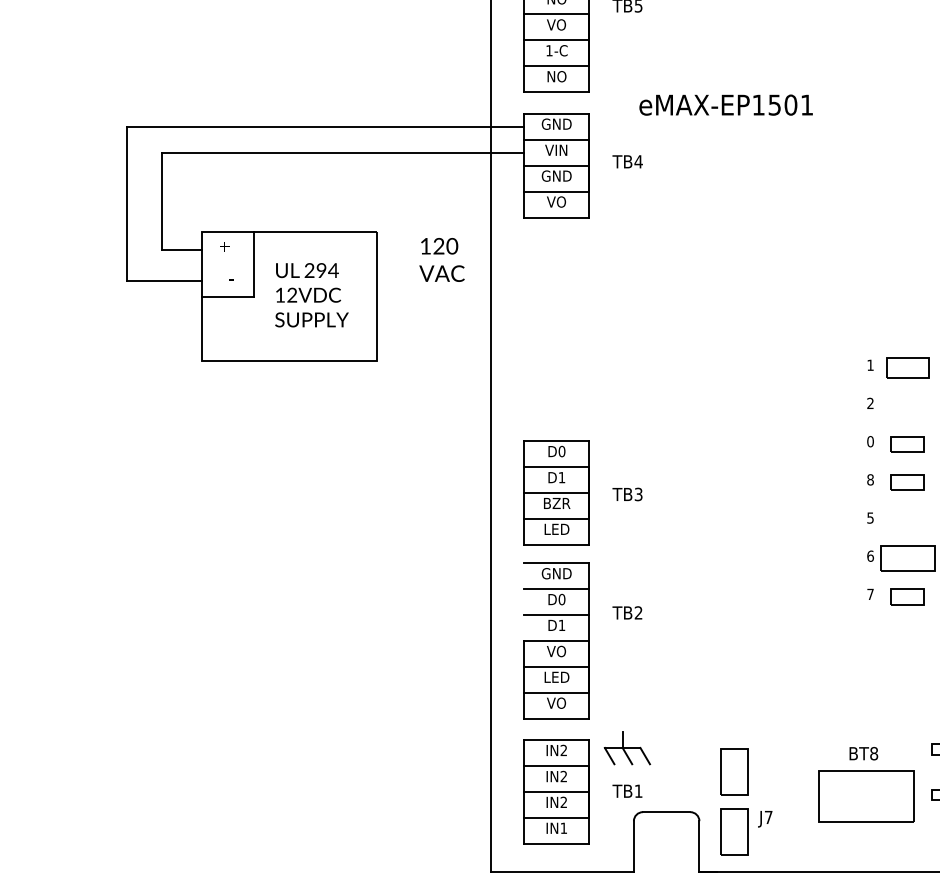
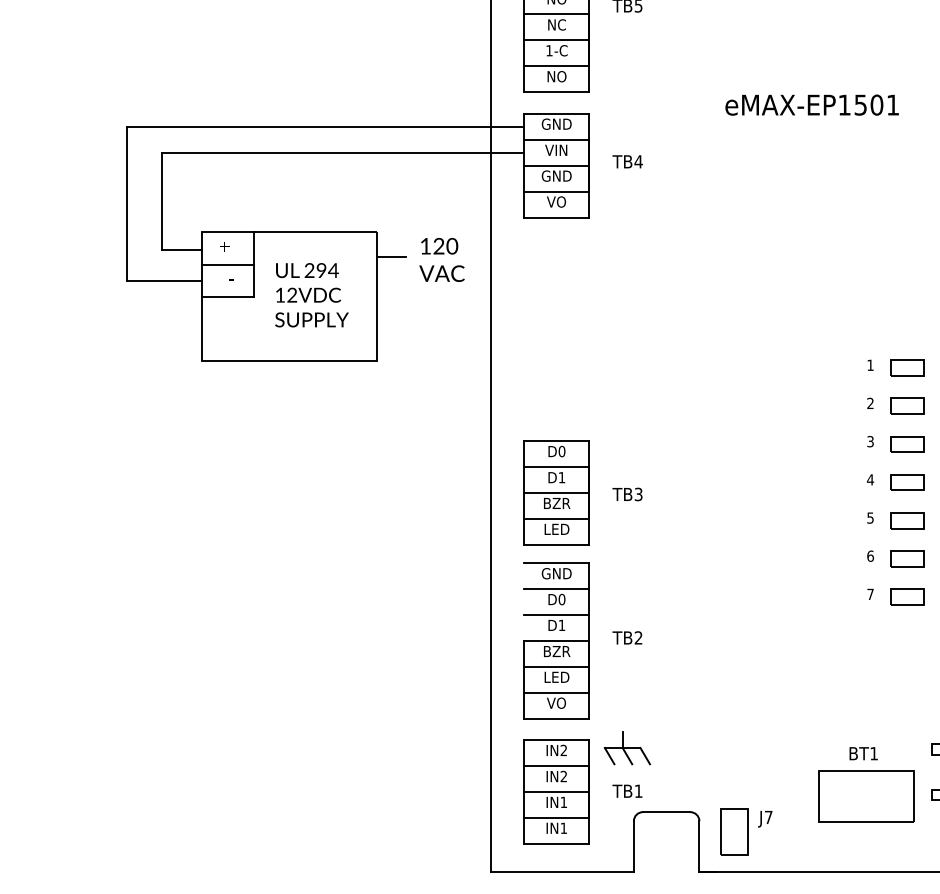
text: VO -> NC (556, 24)
text position: (725, 104) -> (811, 104) (811, 104)
line: none -> present (391, 256)
line: none -> present (228, 265)
part size: 44x22 px -> 35x18 px (907, 367)
part: none -> present (907, 405)
text: 0 -> 3 (870, 441)
text: 8 -> 4 (870, 479)
part: none -> present (907, 520)
part size: 56x27 px -> 35x18 px (907, 558)
text position: (627, 612) -> (627, 637) (627, 637)
text: VO -> BZR (557, 651)
text: BT8 -> BT1 (874, 753)
part: present -> none (734, 771)
text: IN2 -> IN1 (563, 801)
